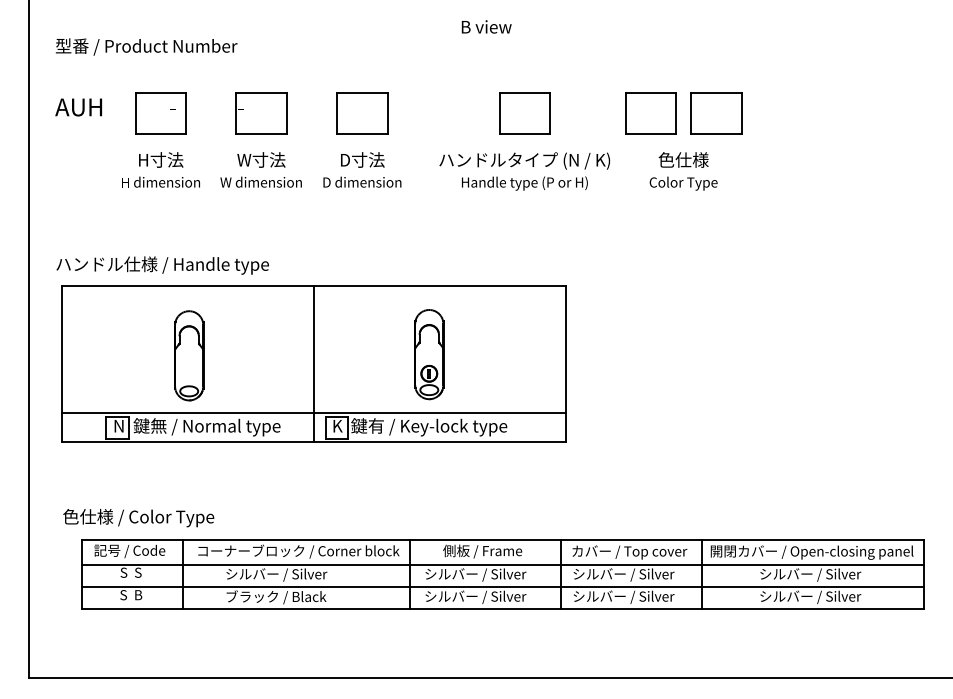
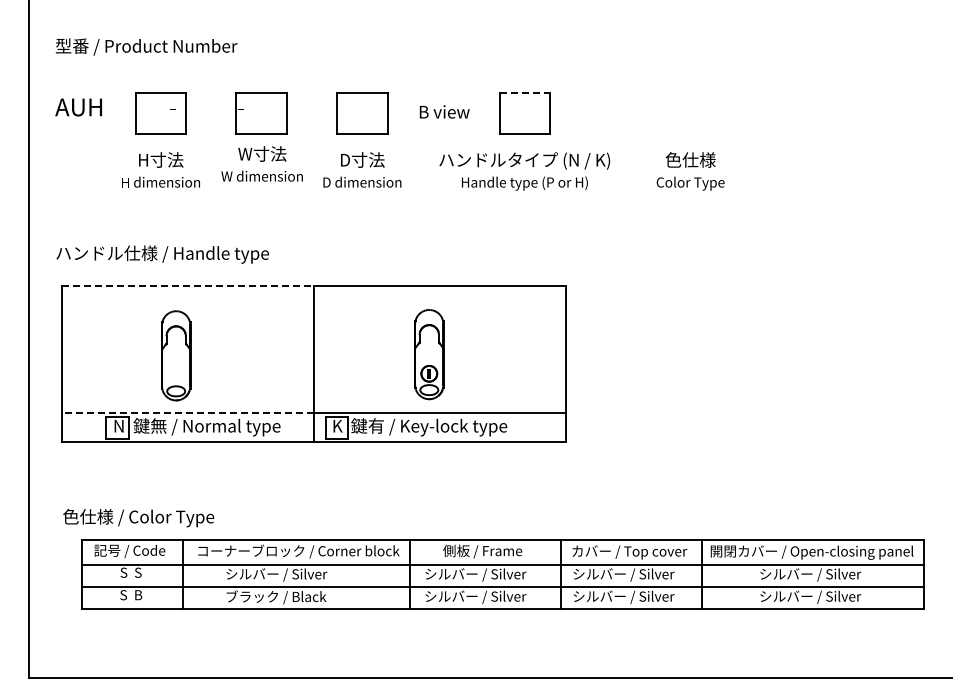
text position: (486, 26) -> (444, 111) (444, 111)
line: solid -> dashed (525, 93)
part: present -> none (650, 113)
part: present -> none (716, 113)
text position: (260, 169) -> (261, 163) (261, 163)
text position: (683, 171) -> (690, 171) (690, 171)
text position: (162, 265) -> (162, 254) (162, 254)
line: solid -> dashed (188, 286)
part position: (189, 355) -> (176, 355) (176, 355)
line: solid -> dashed (187, 413)
